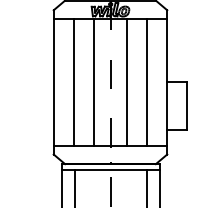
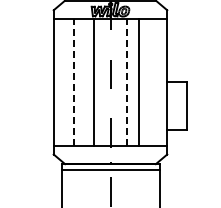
line: solid -> dashed (73, 82)
line: solid -> dashed (126, 82)
line position: (147, 82) -> (139, 82) (139, 82)
line: present -> none (74, 186)
line: present -> none (146, 186)
